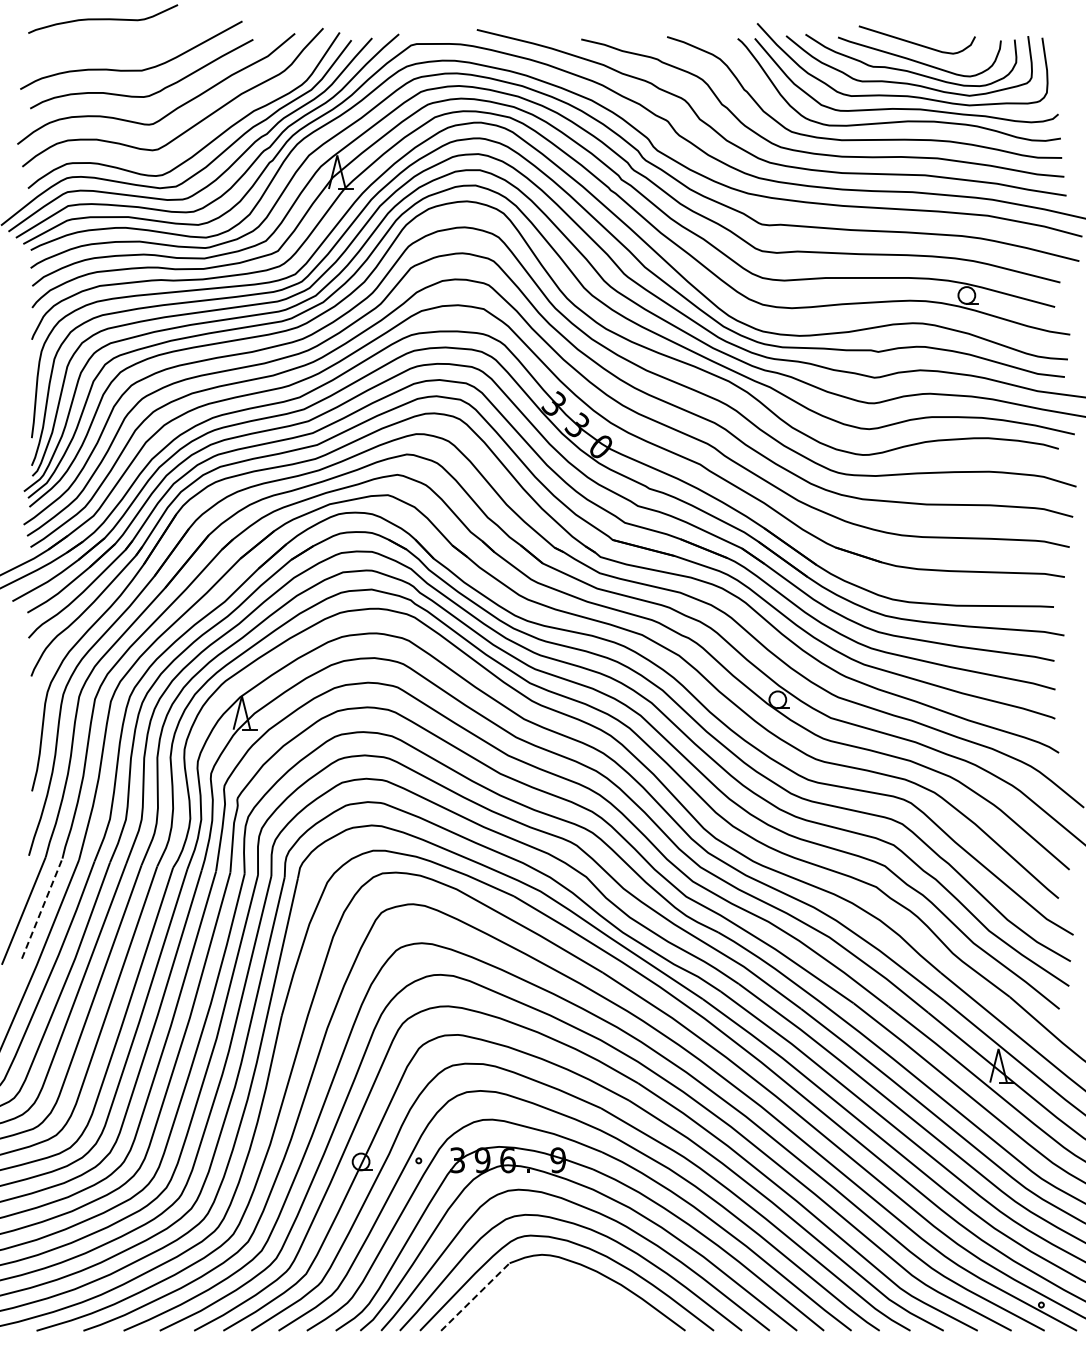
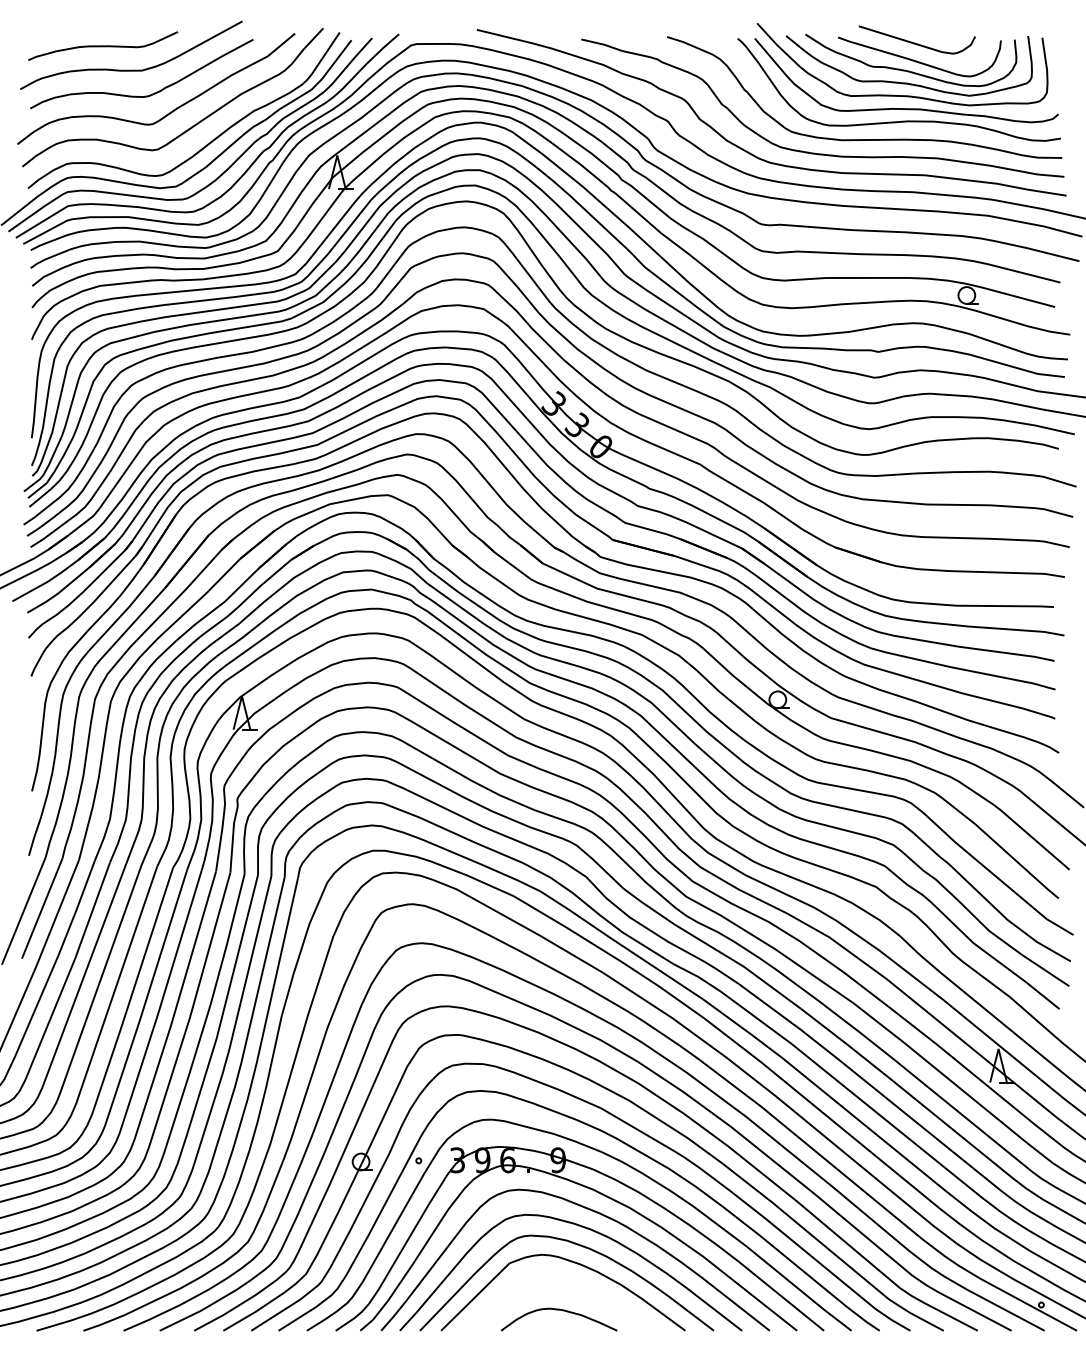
curve position: (103, 18) -> (103, 45) (103, 45)
line: dashed -> solid (42, 908)
line: dashed -> solid (475, 1296)
curve: none -> present (558, 1310)
